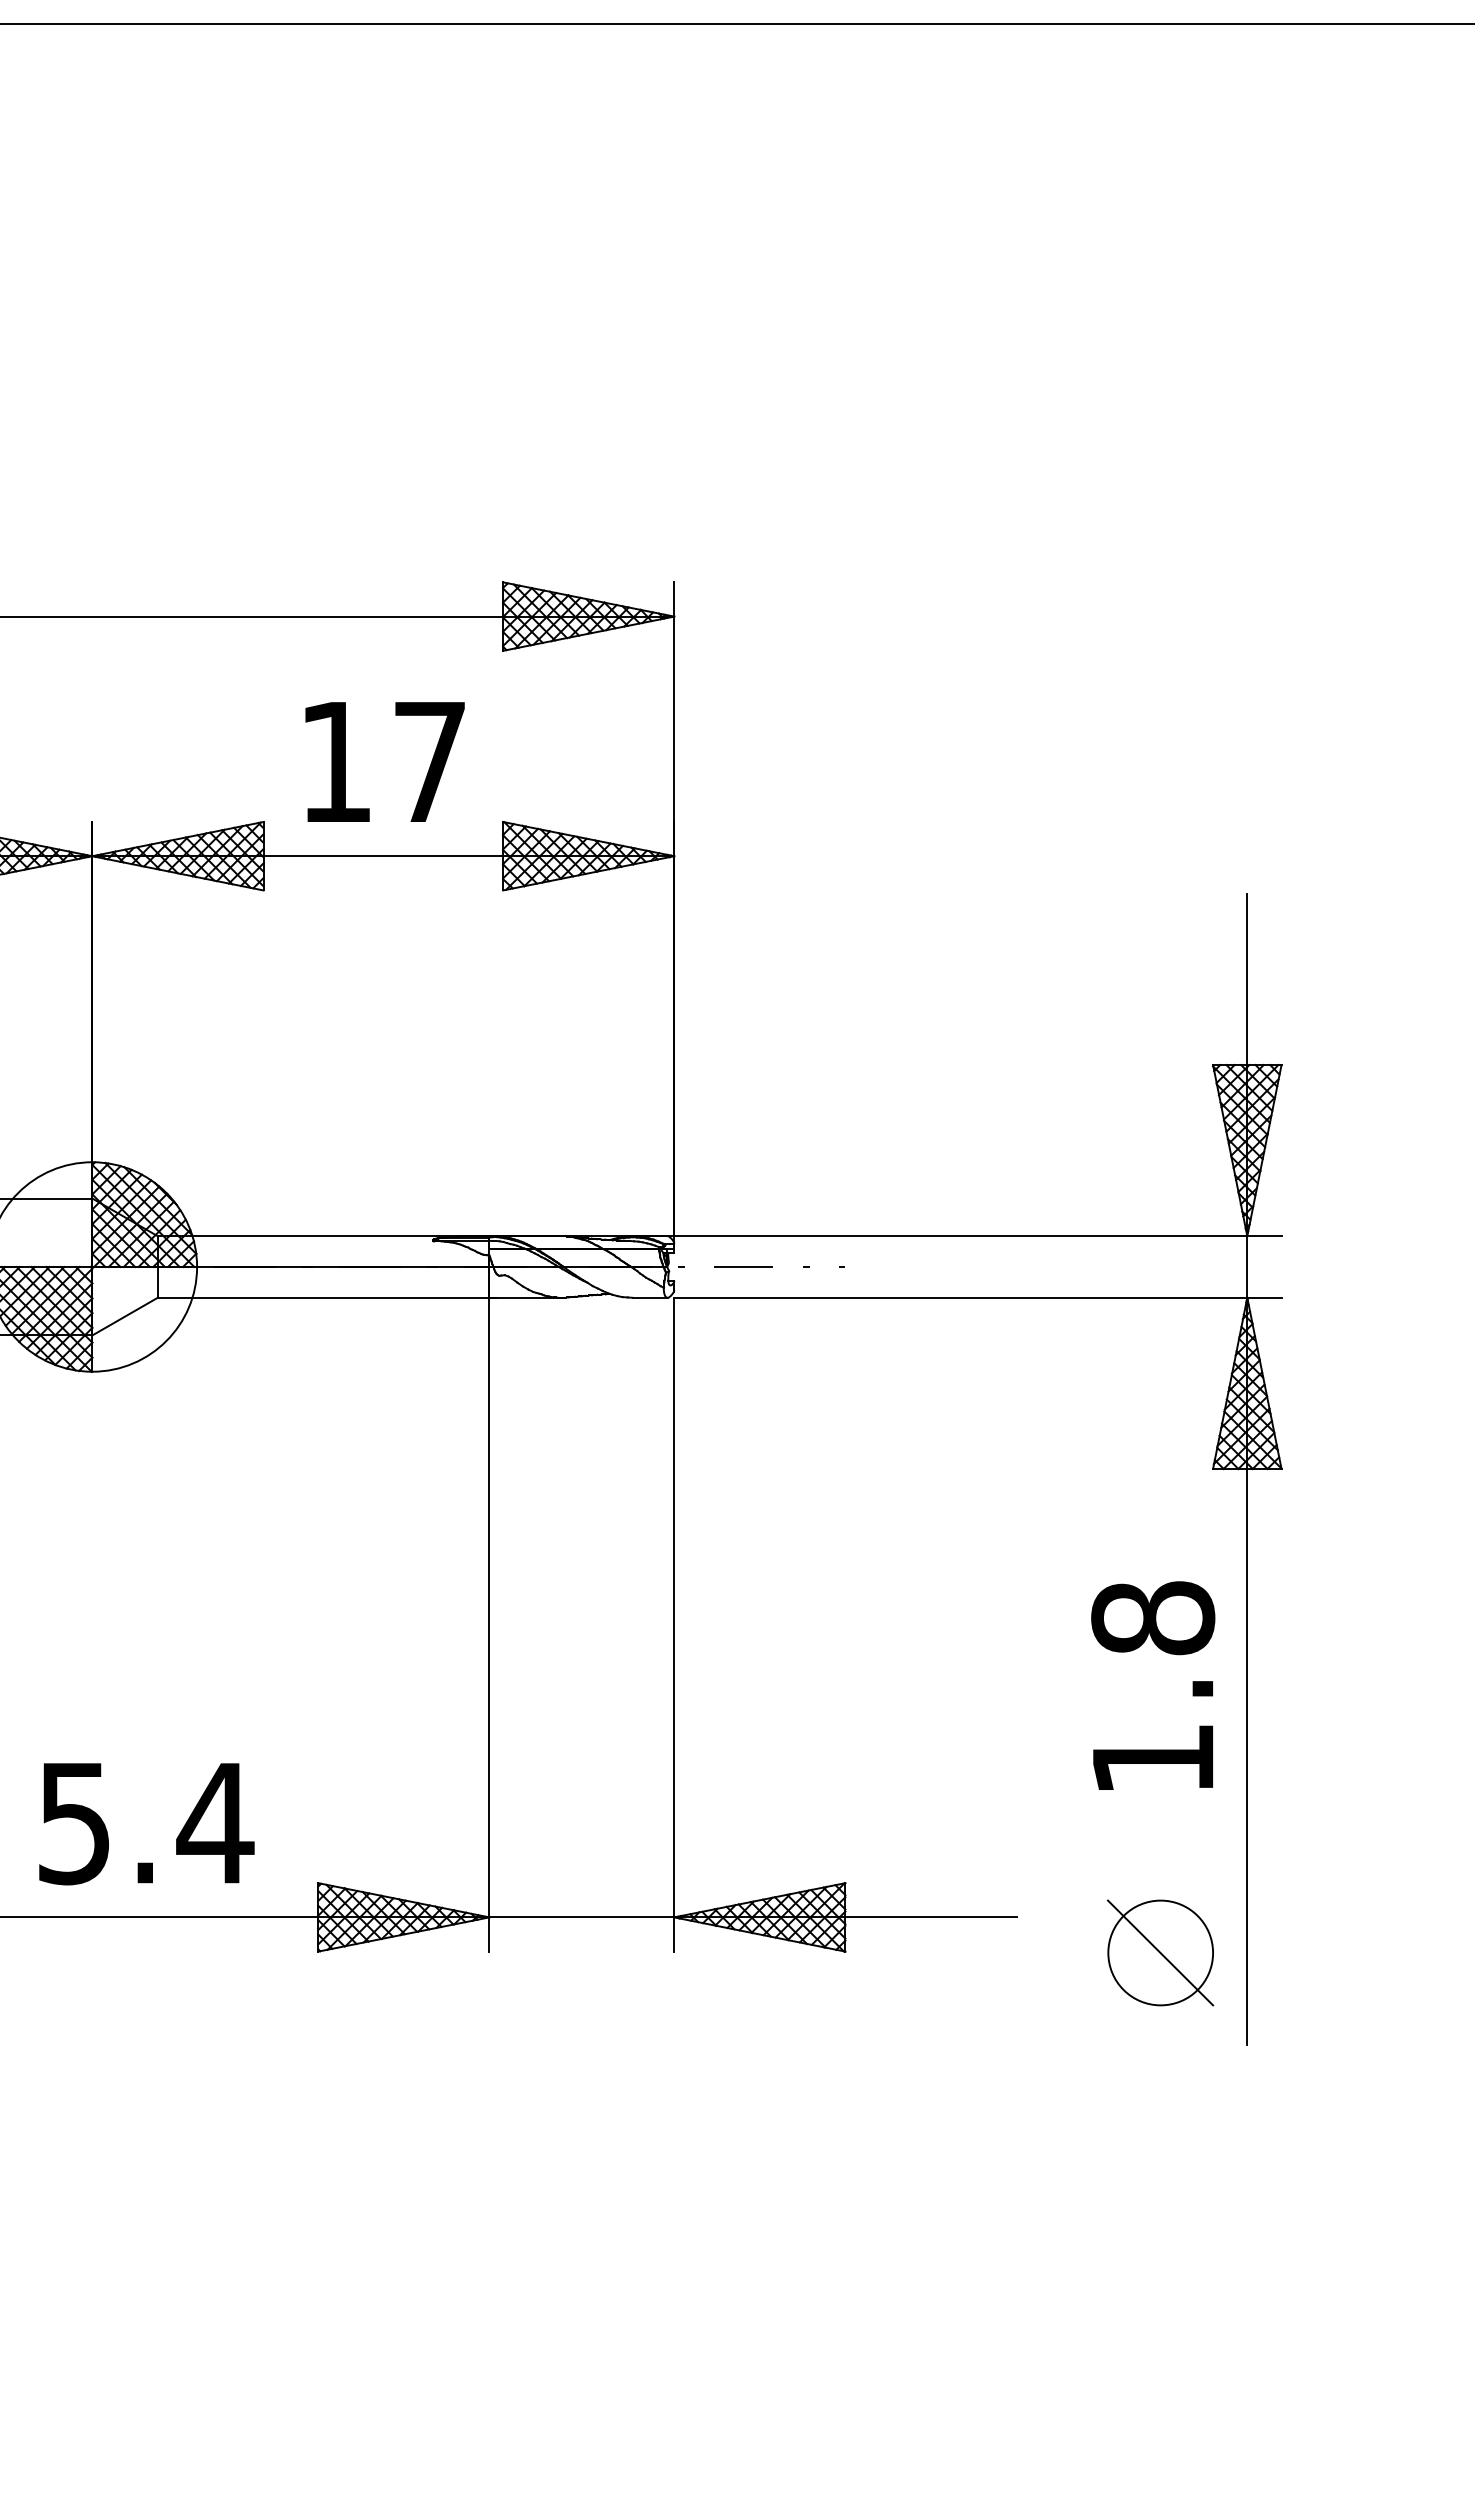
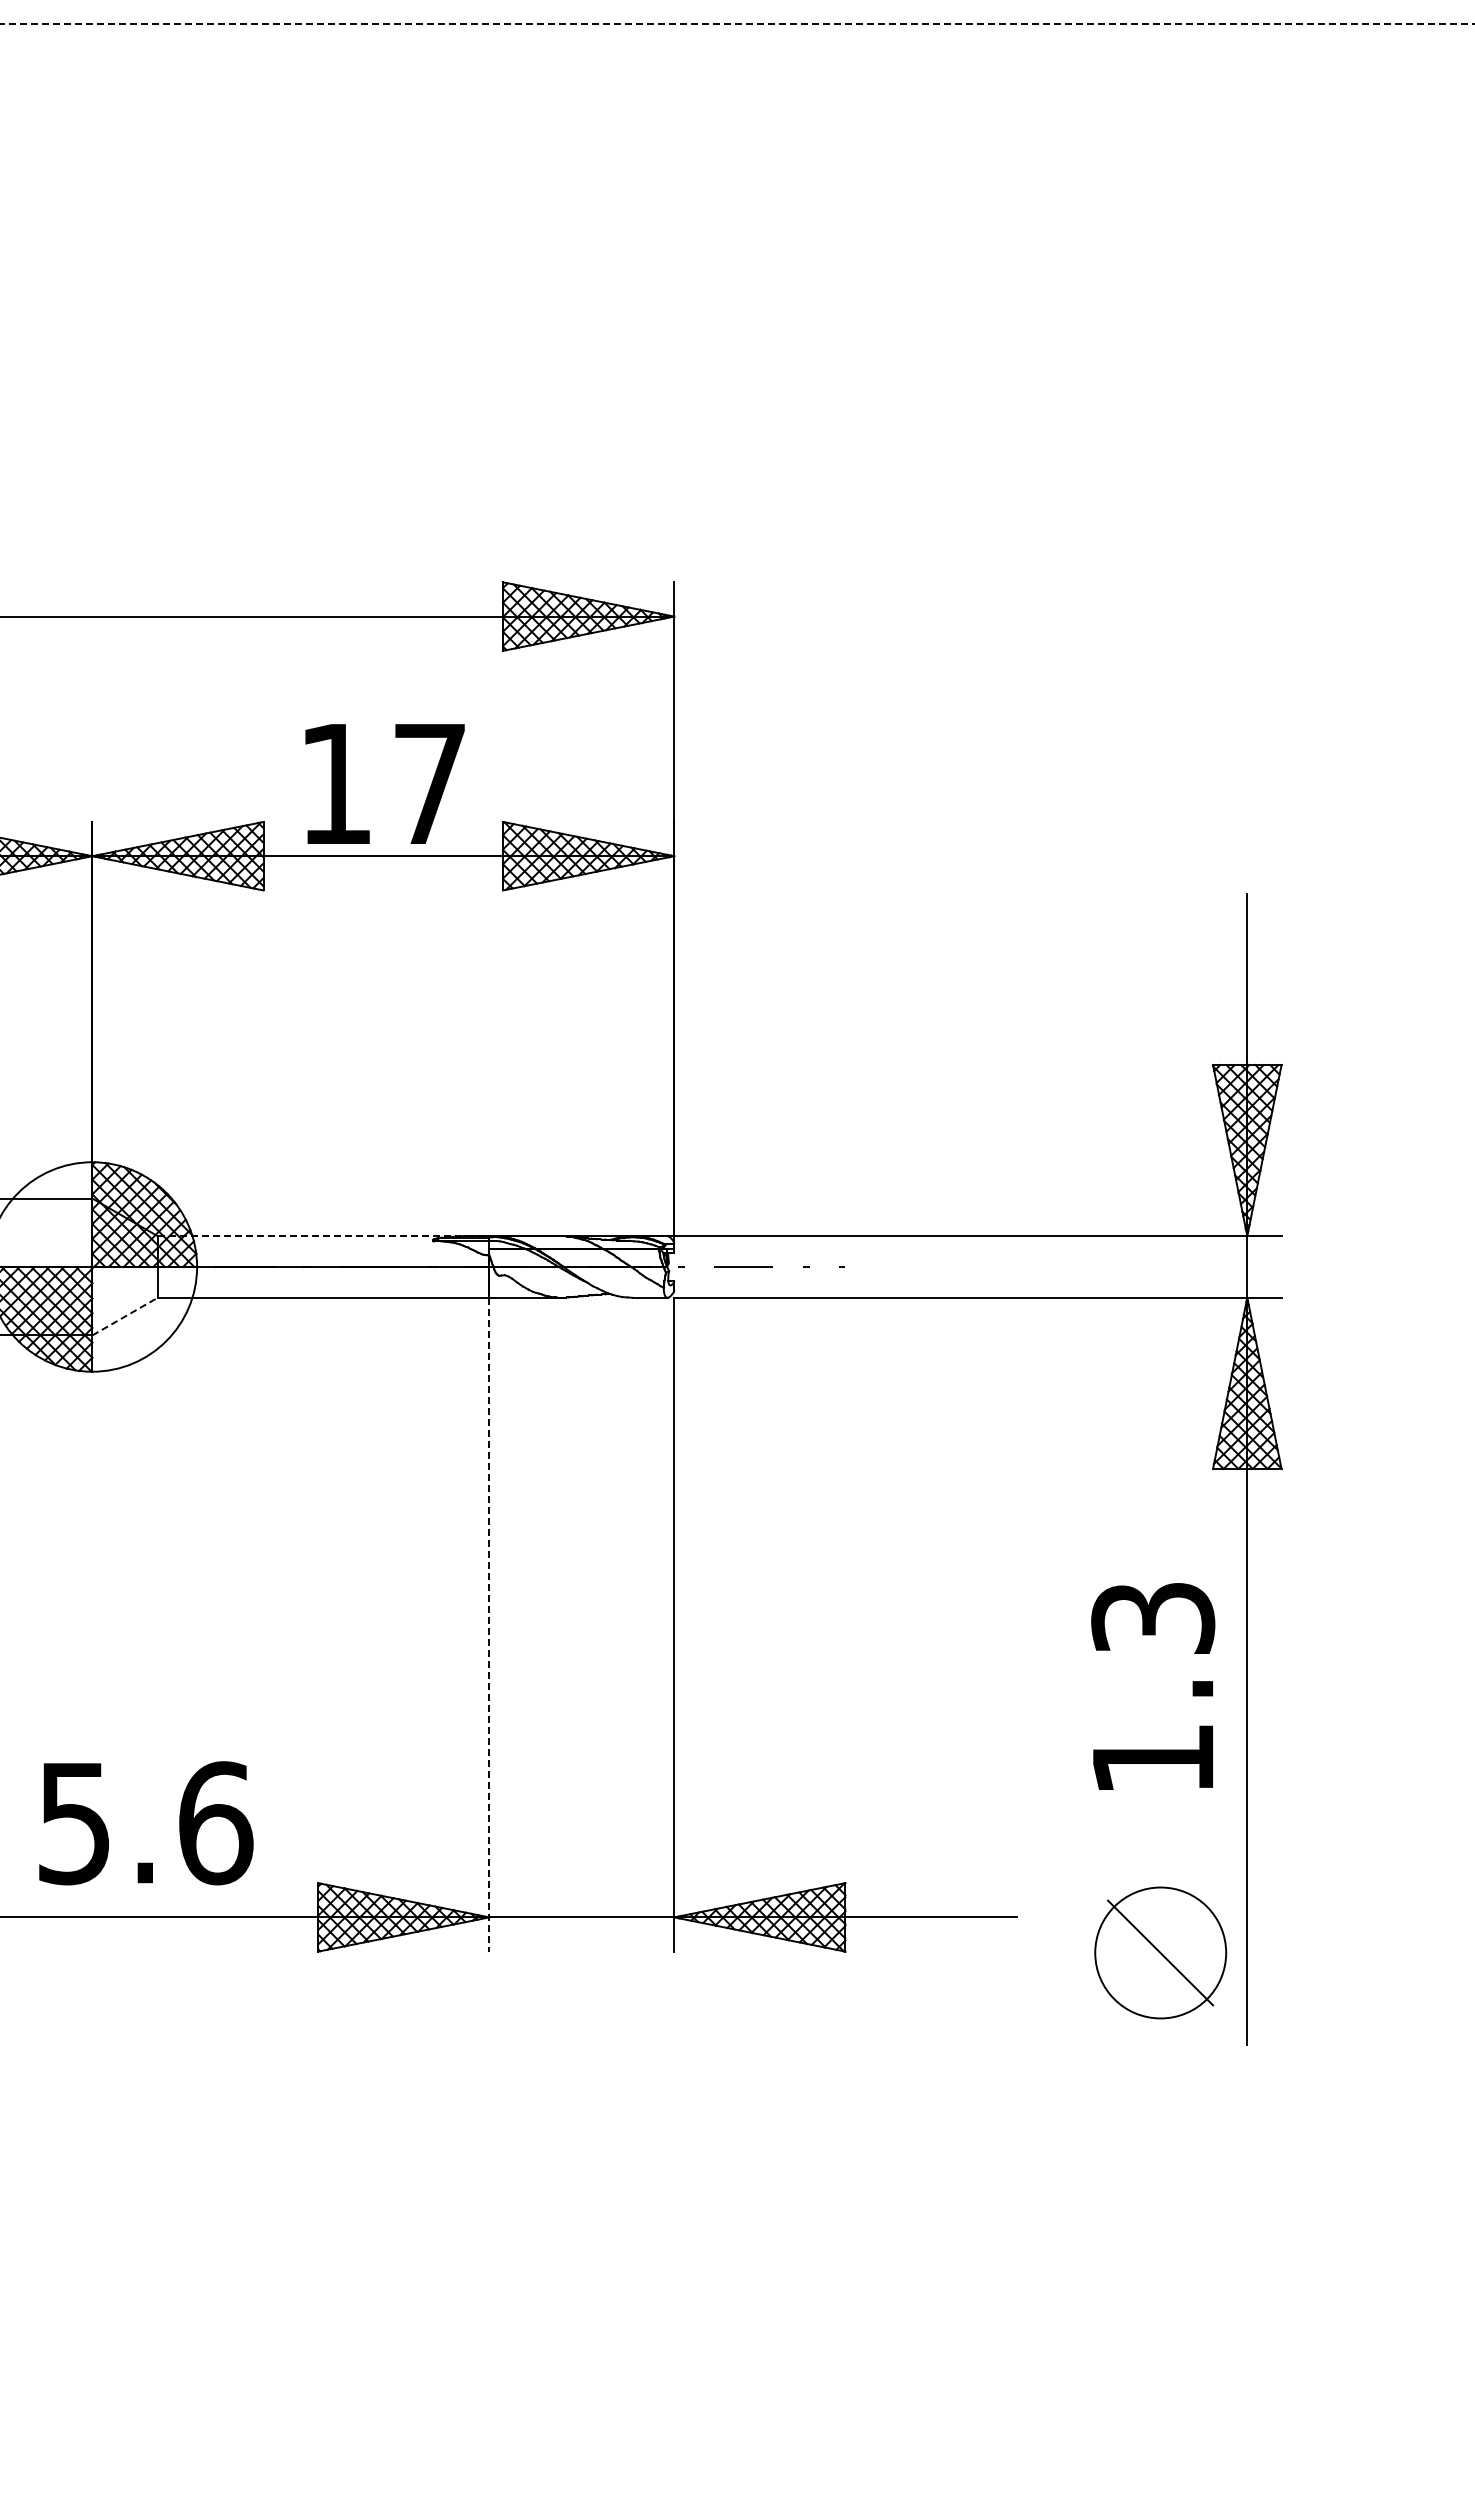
line: solid -> dashed (737, 24)
text position: (384, 761) -> (384, 783) (384, 783)
line: solid -> dashed (323, 1236)
line: solid -> dashed (125, 1316)
text: 1.8 -> 1.3 (1153, 1618)
line: solid -> dashed (489, 1624)
text: 5.4 -> 5.6 (215, 1823)
circle diameter: 105 px -> 131 px (1160, 1952)
